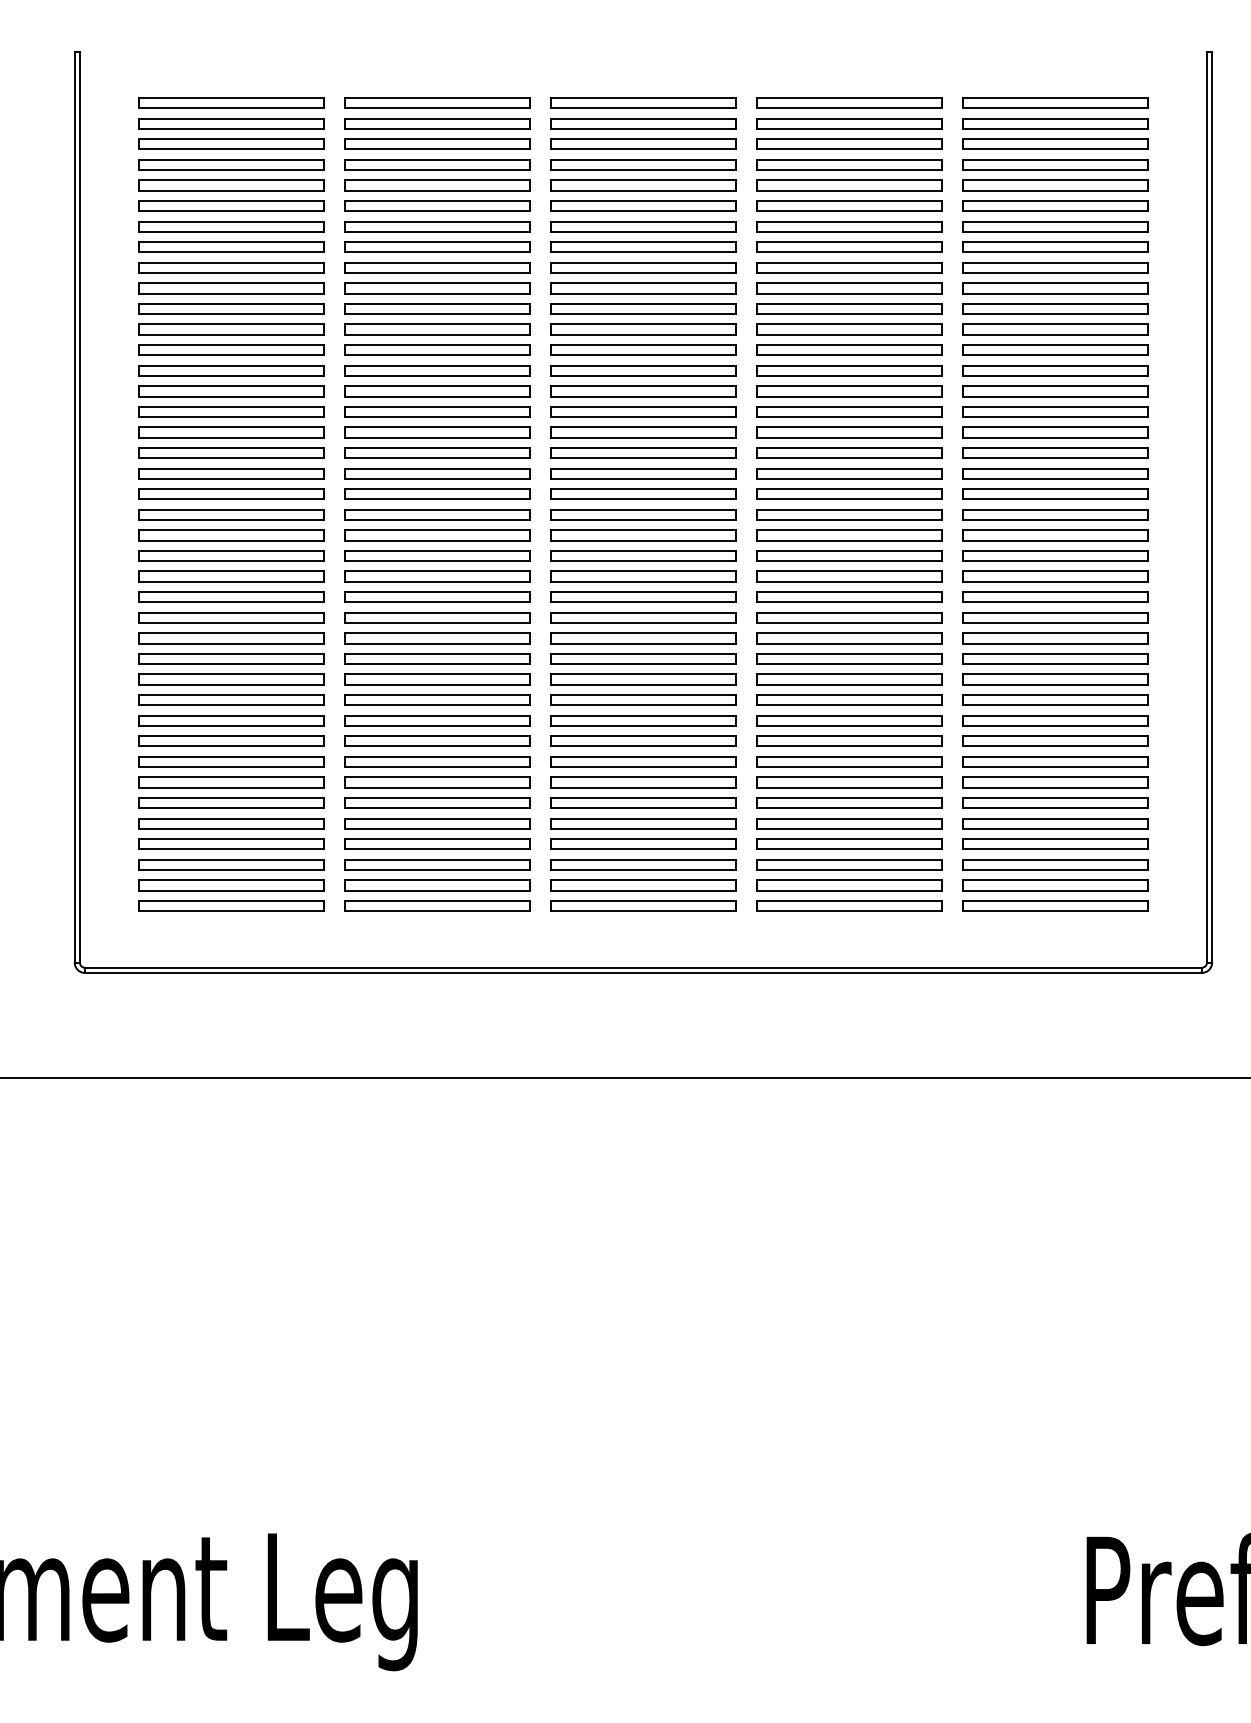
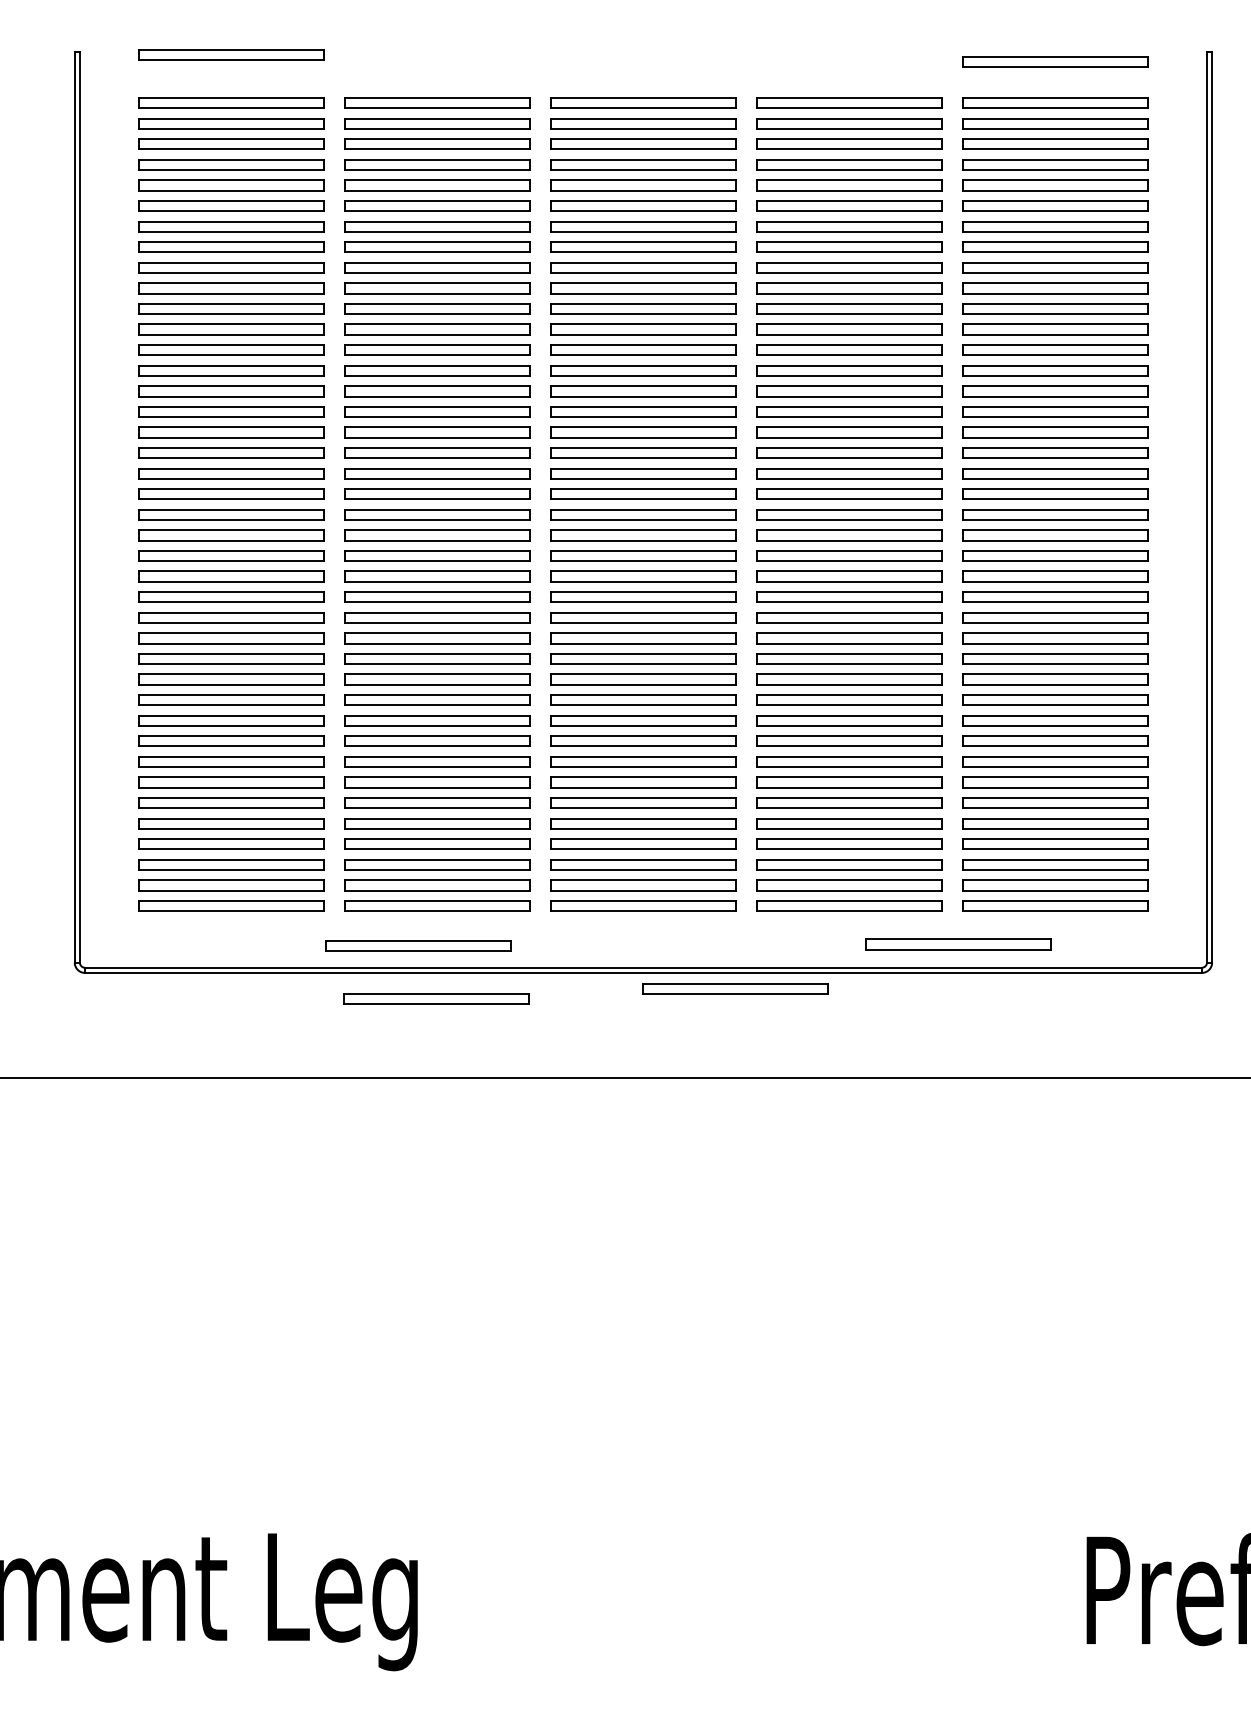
part: none -> present (231, 54)
part: none -> present (1055, 61)
part: none -> present (958, 944)
part: none -> present (418, 945)
part: none -> present (735, 988)
part: none -> present (436, 998)
